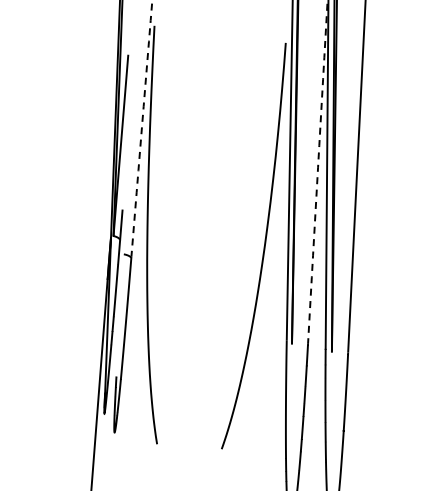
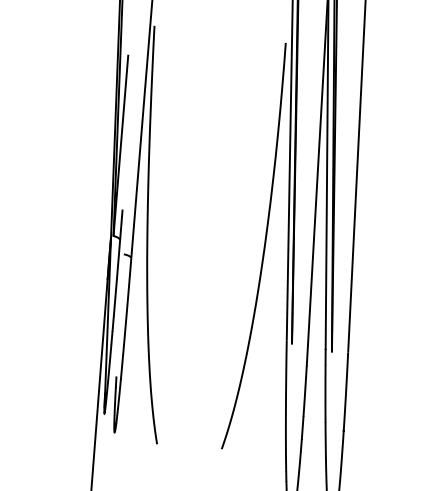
line: dashed -> solid (141, 130)
line: dashed -> solid (317, 172)
